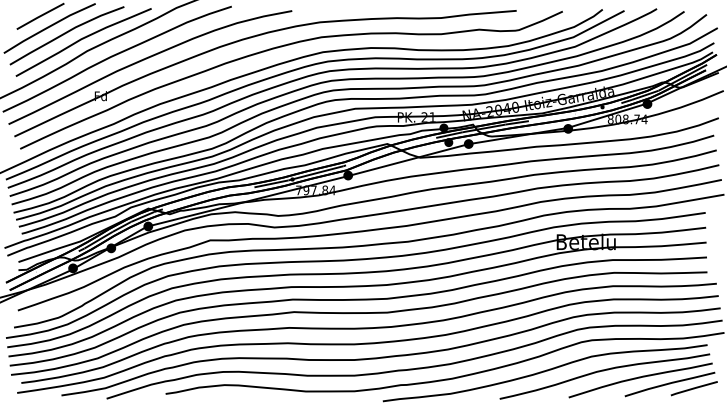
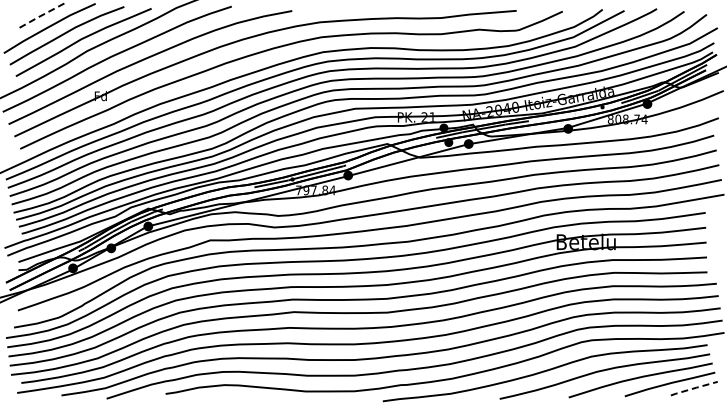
line: solid -> dashed (40, 16)
line: solid -> dashed (694, 388)
